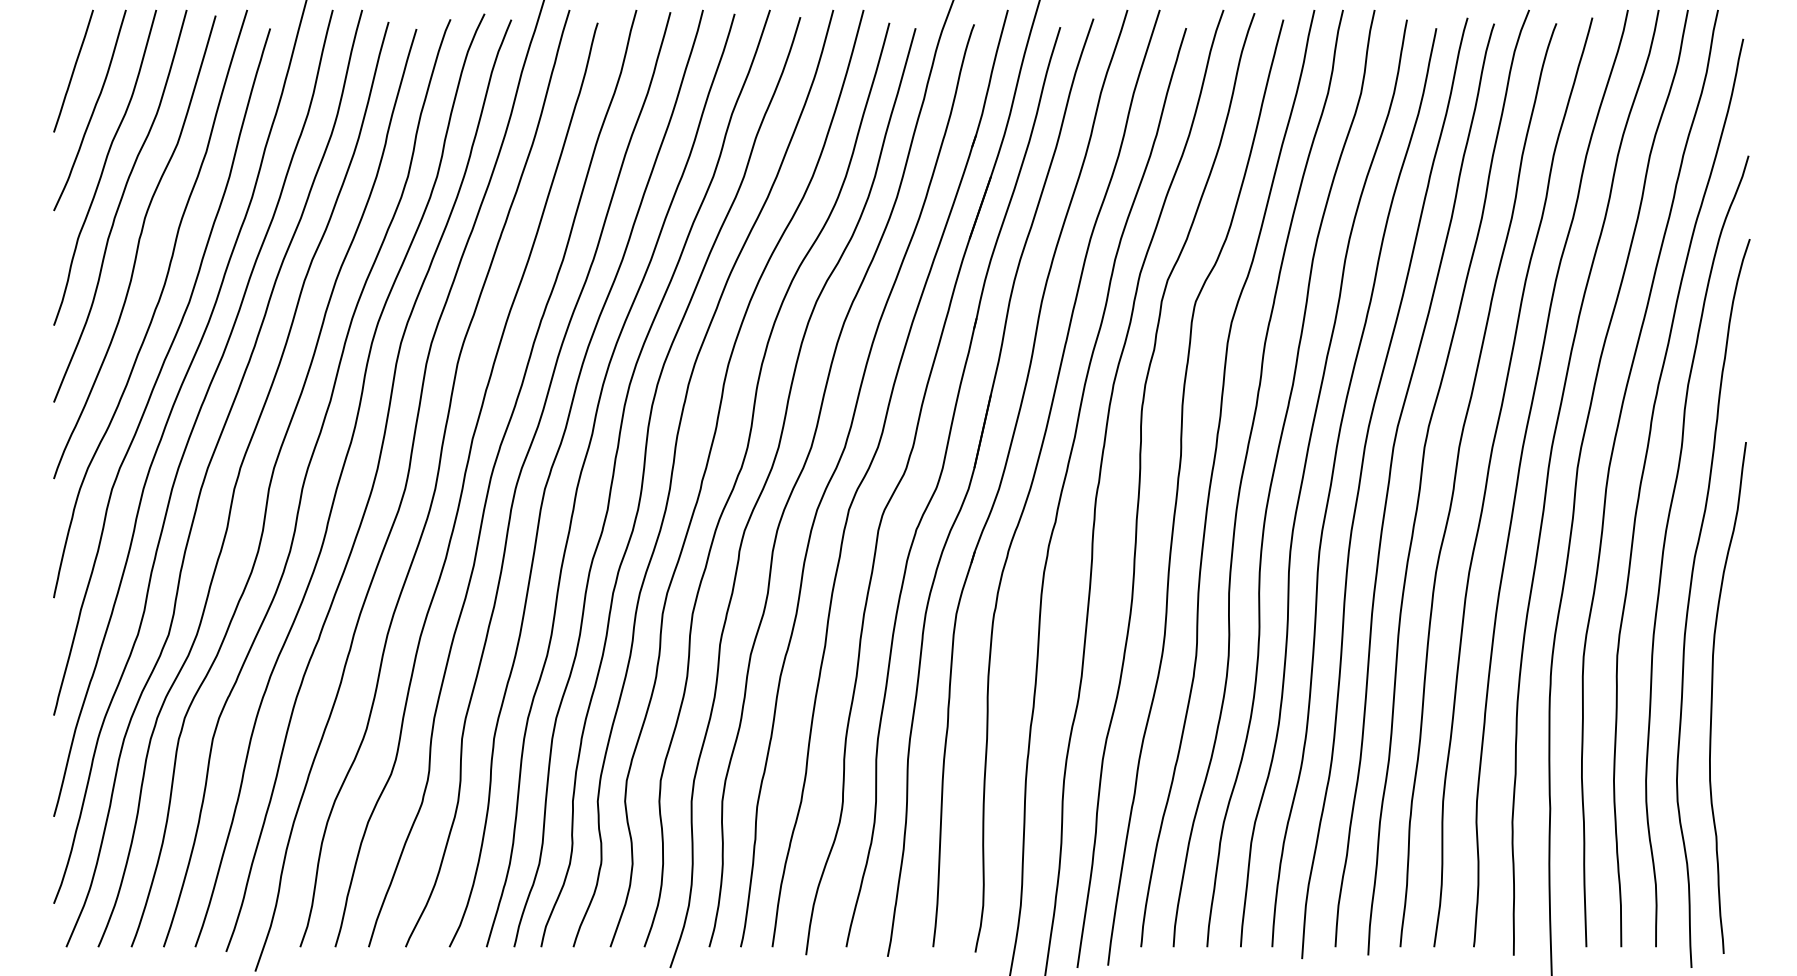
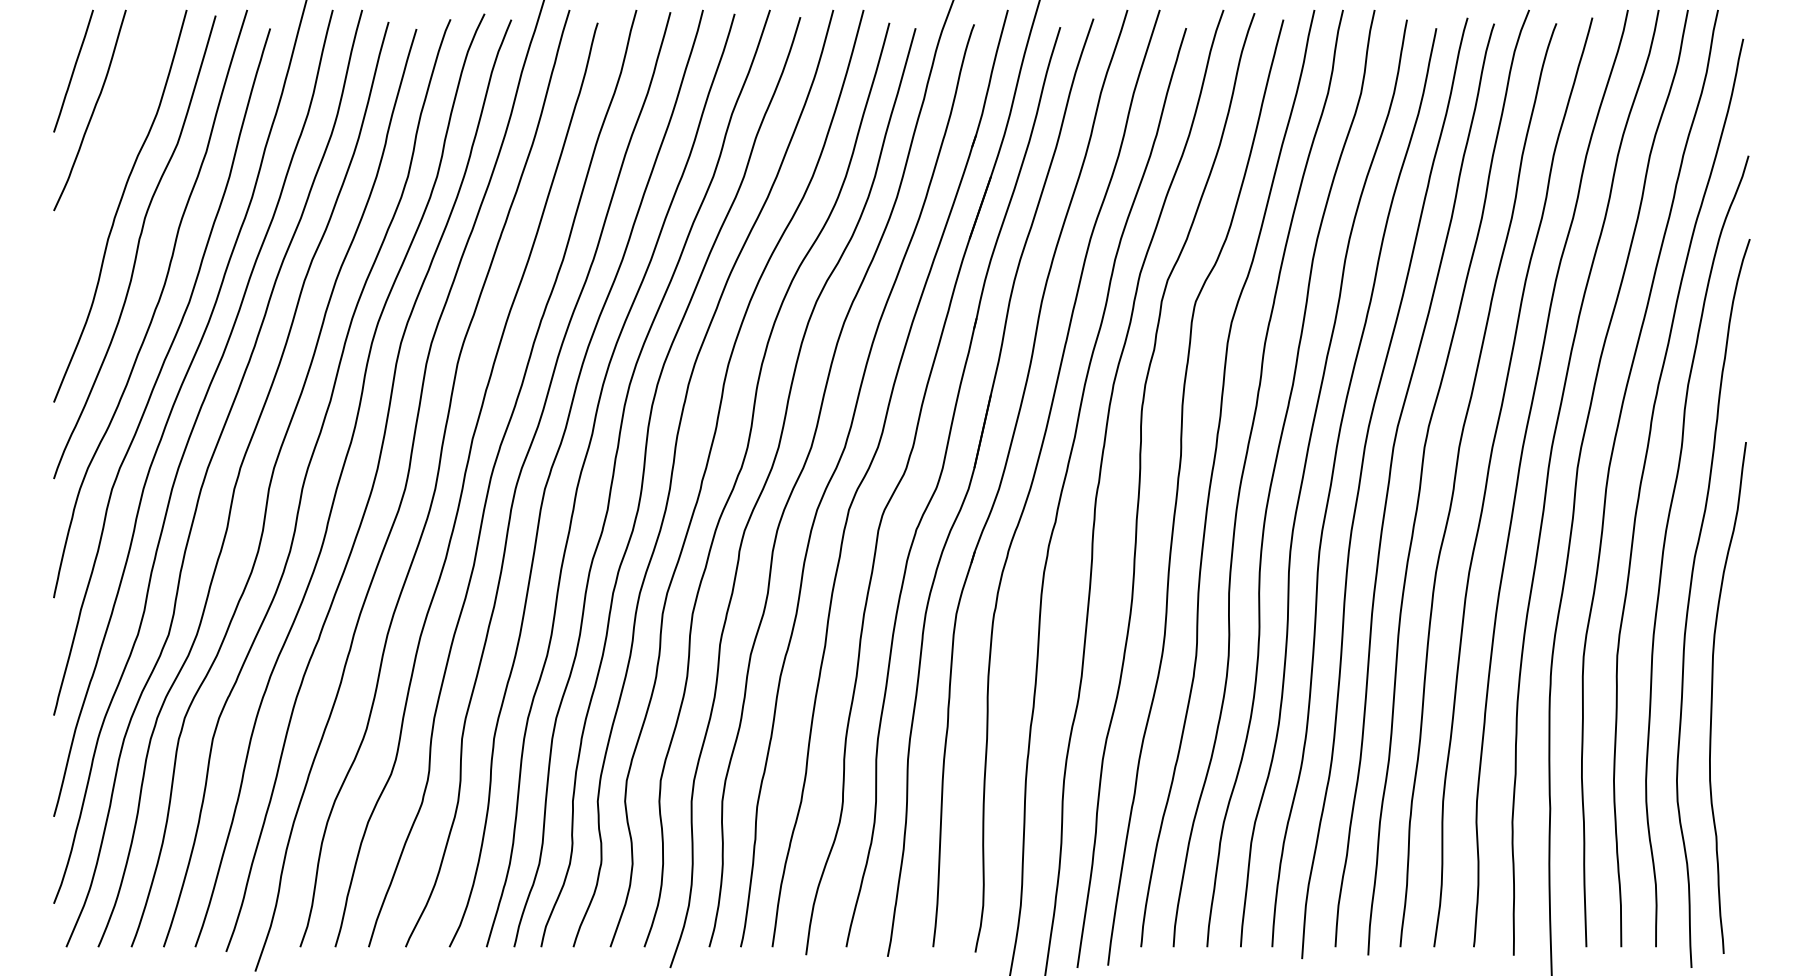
curve: present -> none (104, 167)
